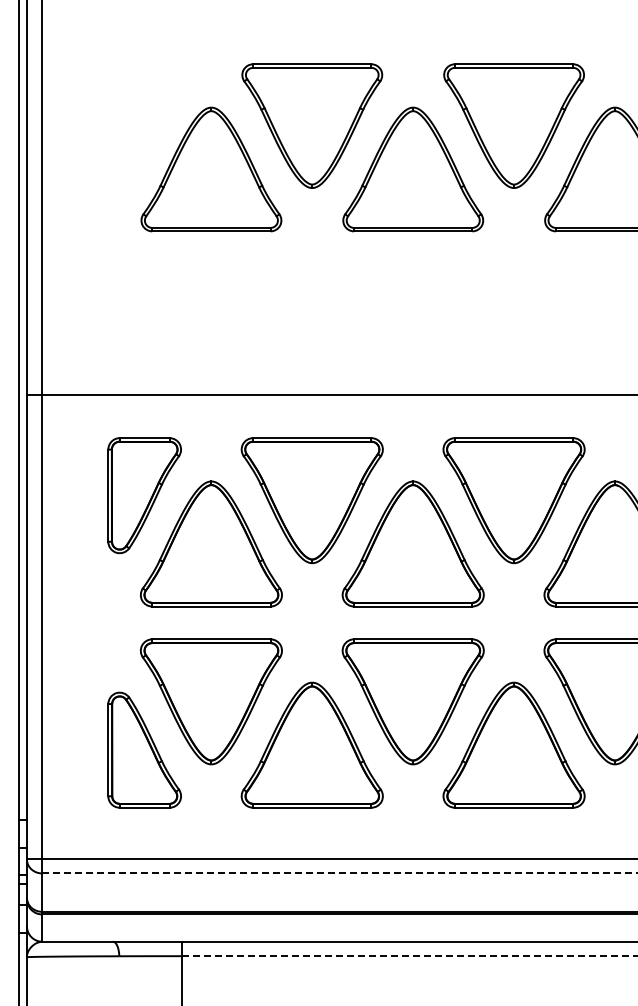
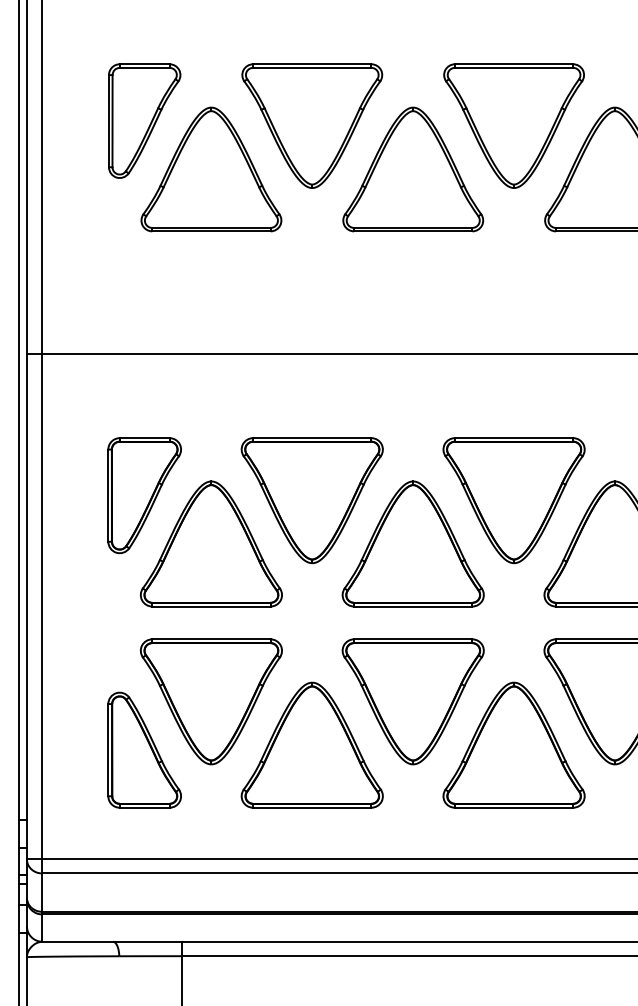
part: none -> present (144, 120)
line position: (330, 394) -> (330, 353) (330, 353)
line: dashed -> solid (340, 873)
line: dashed -> solid (409, 956)
